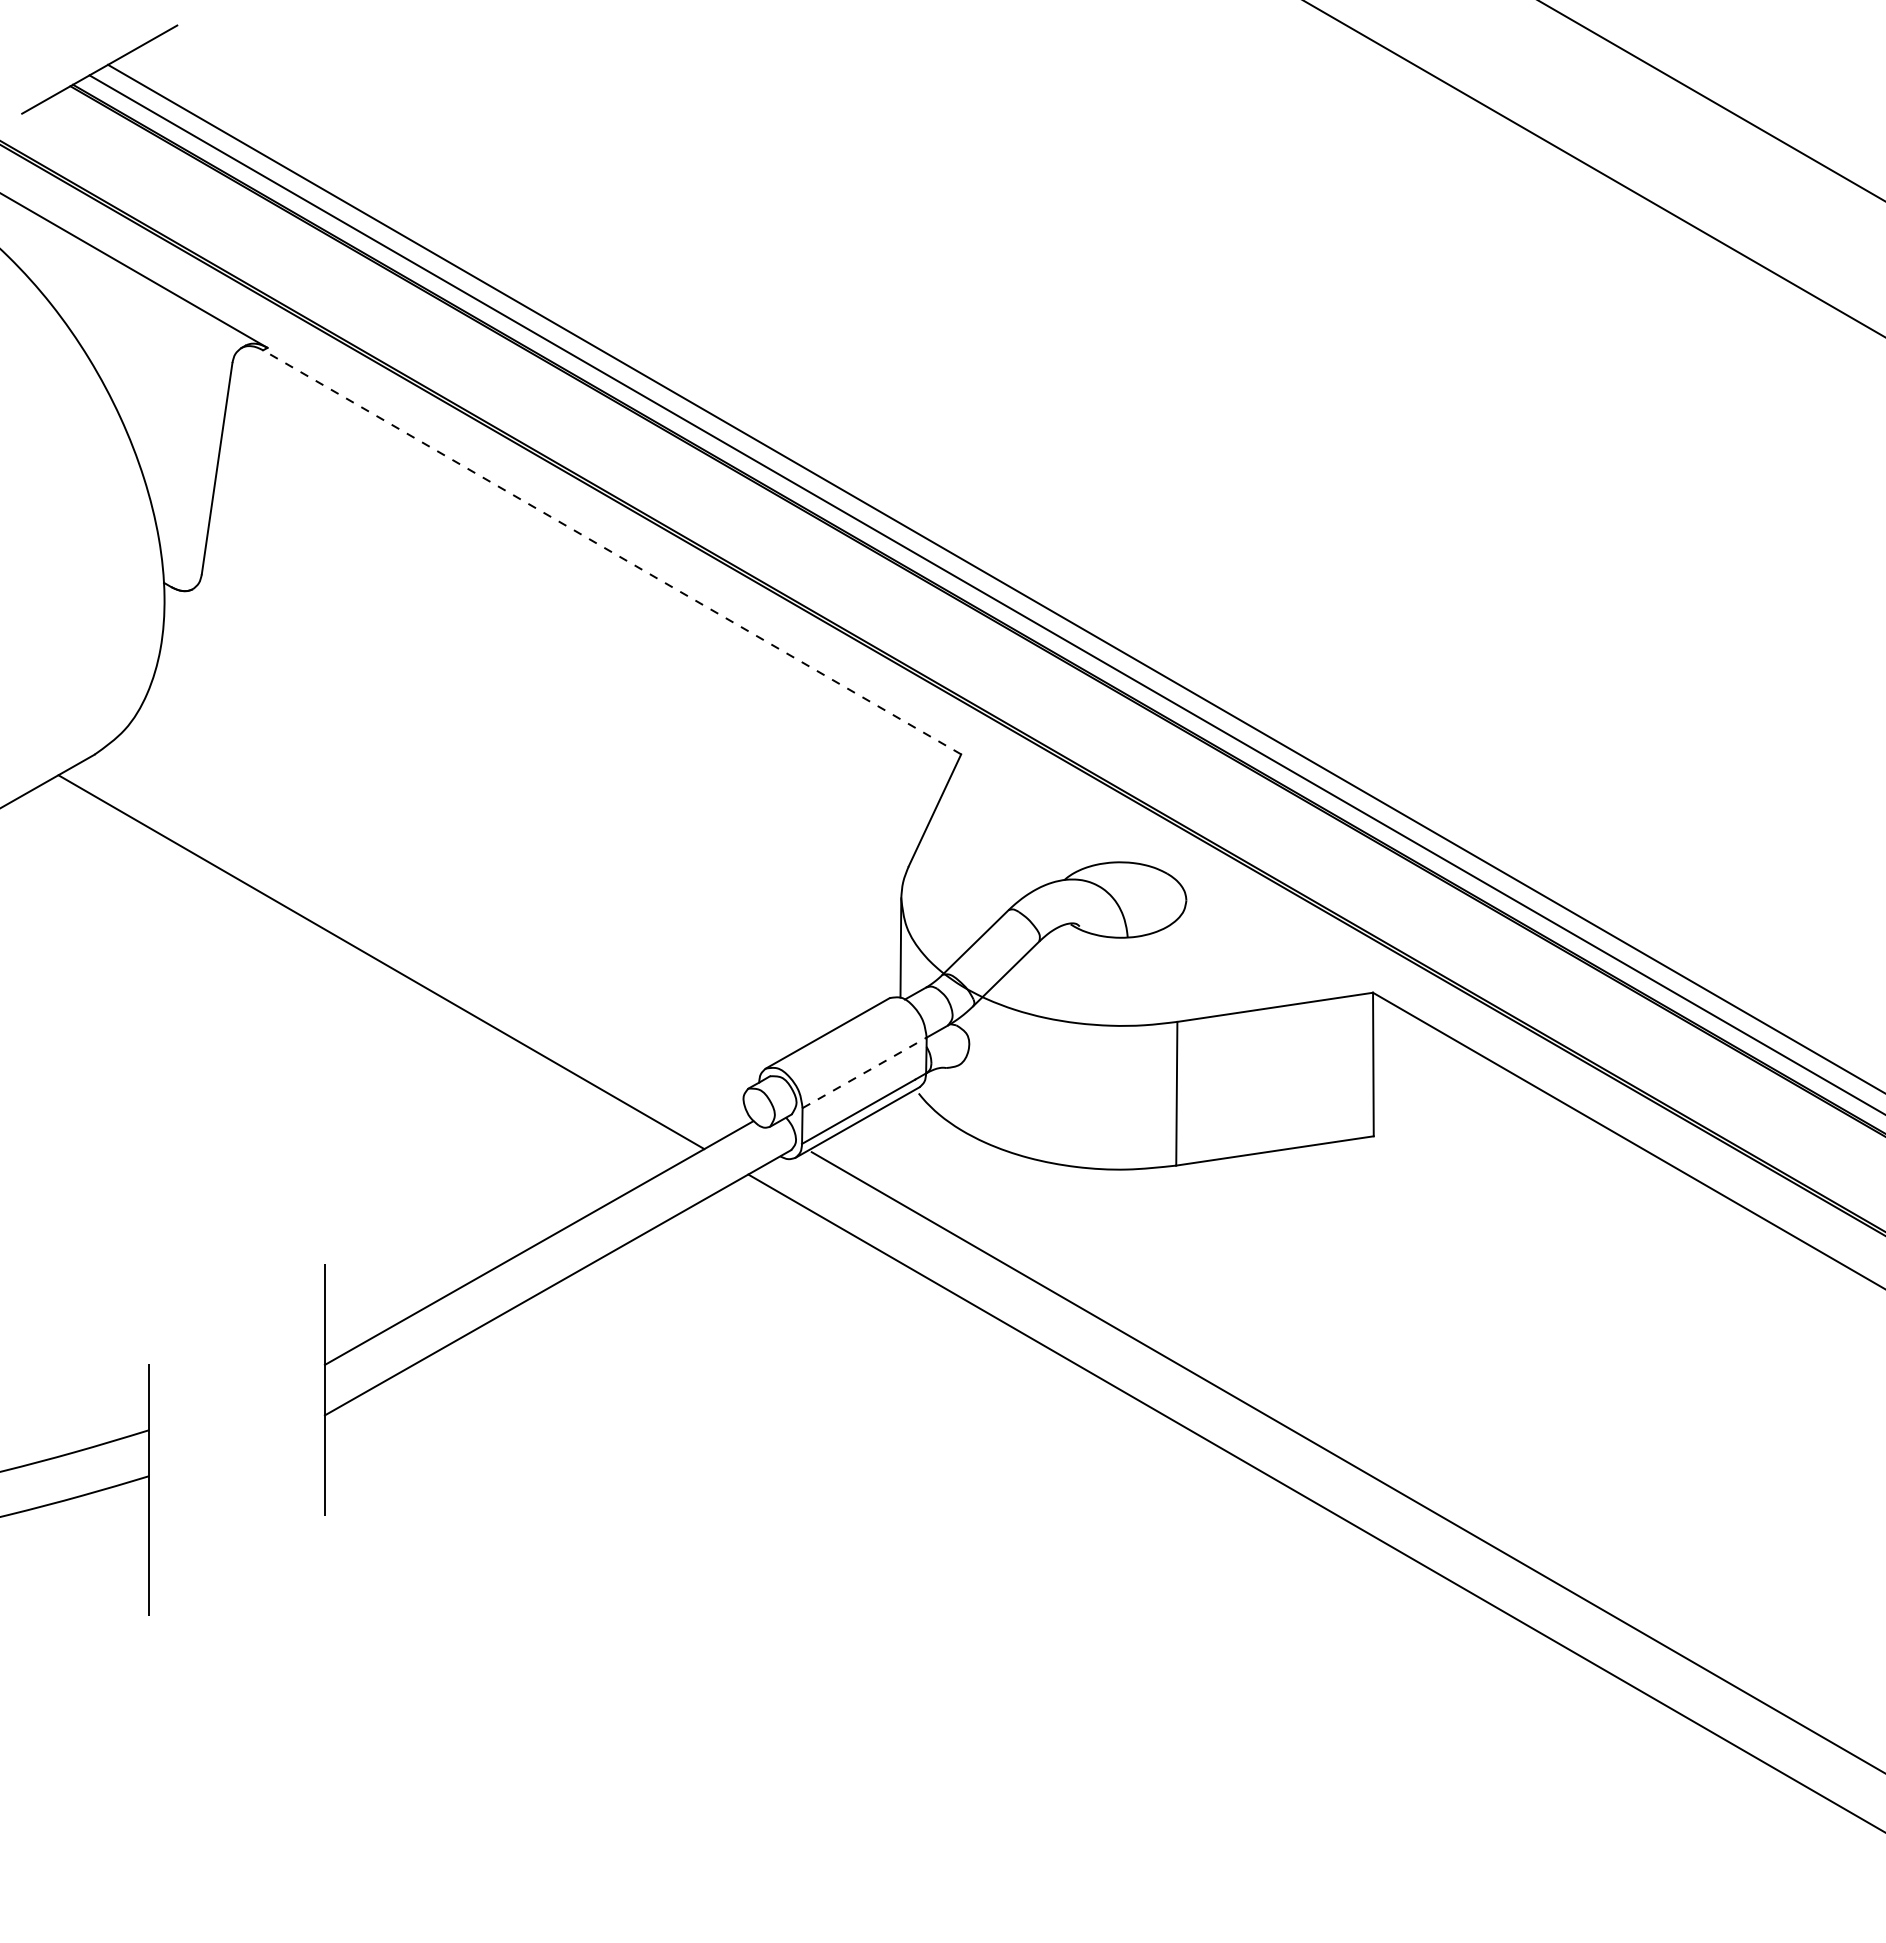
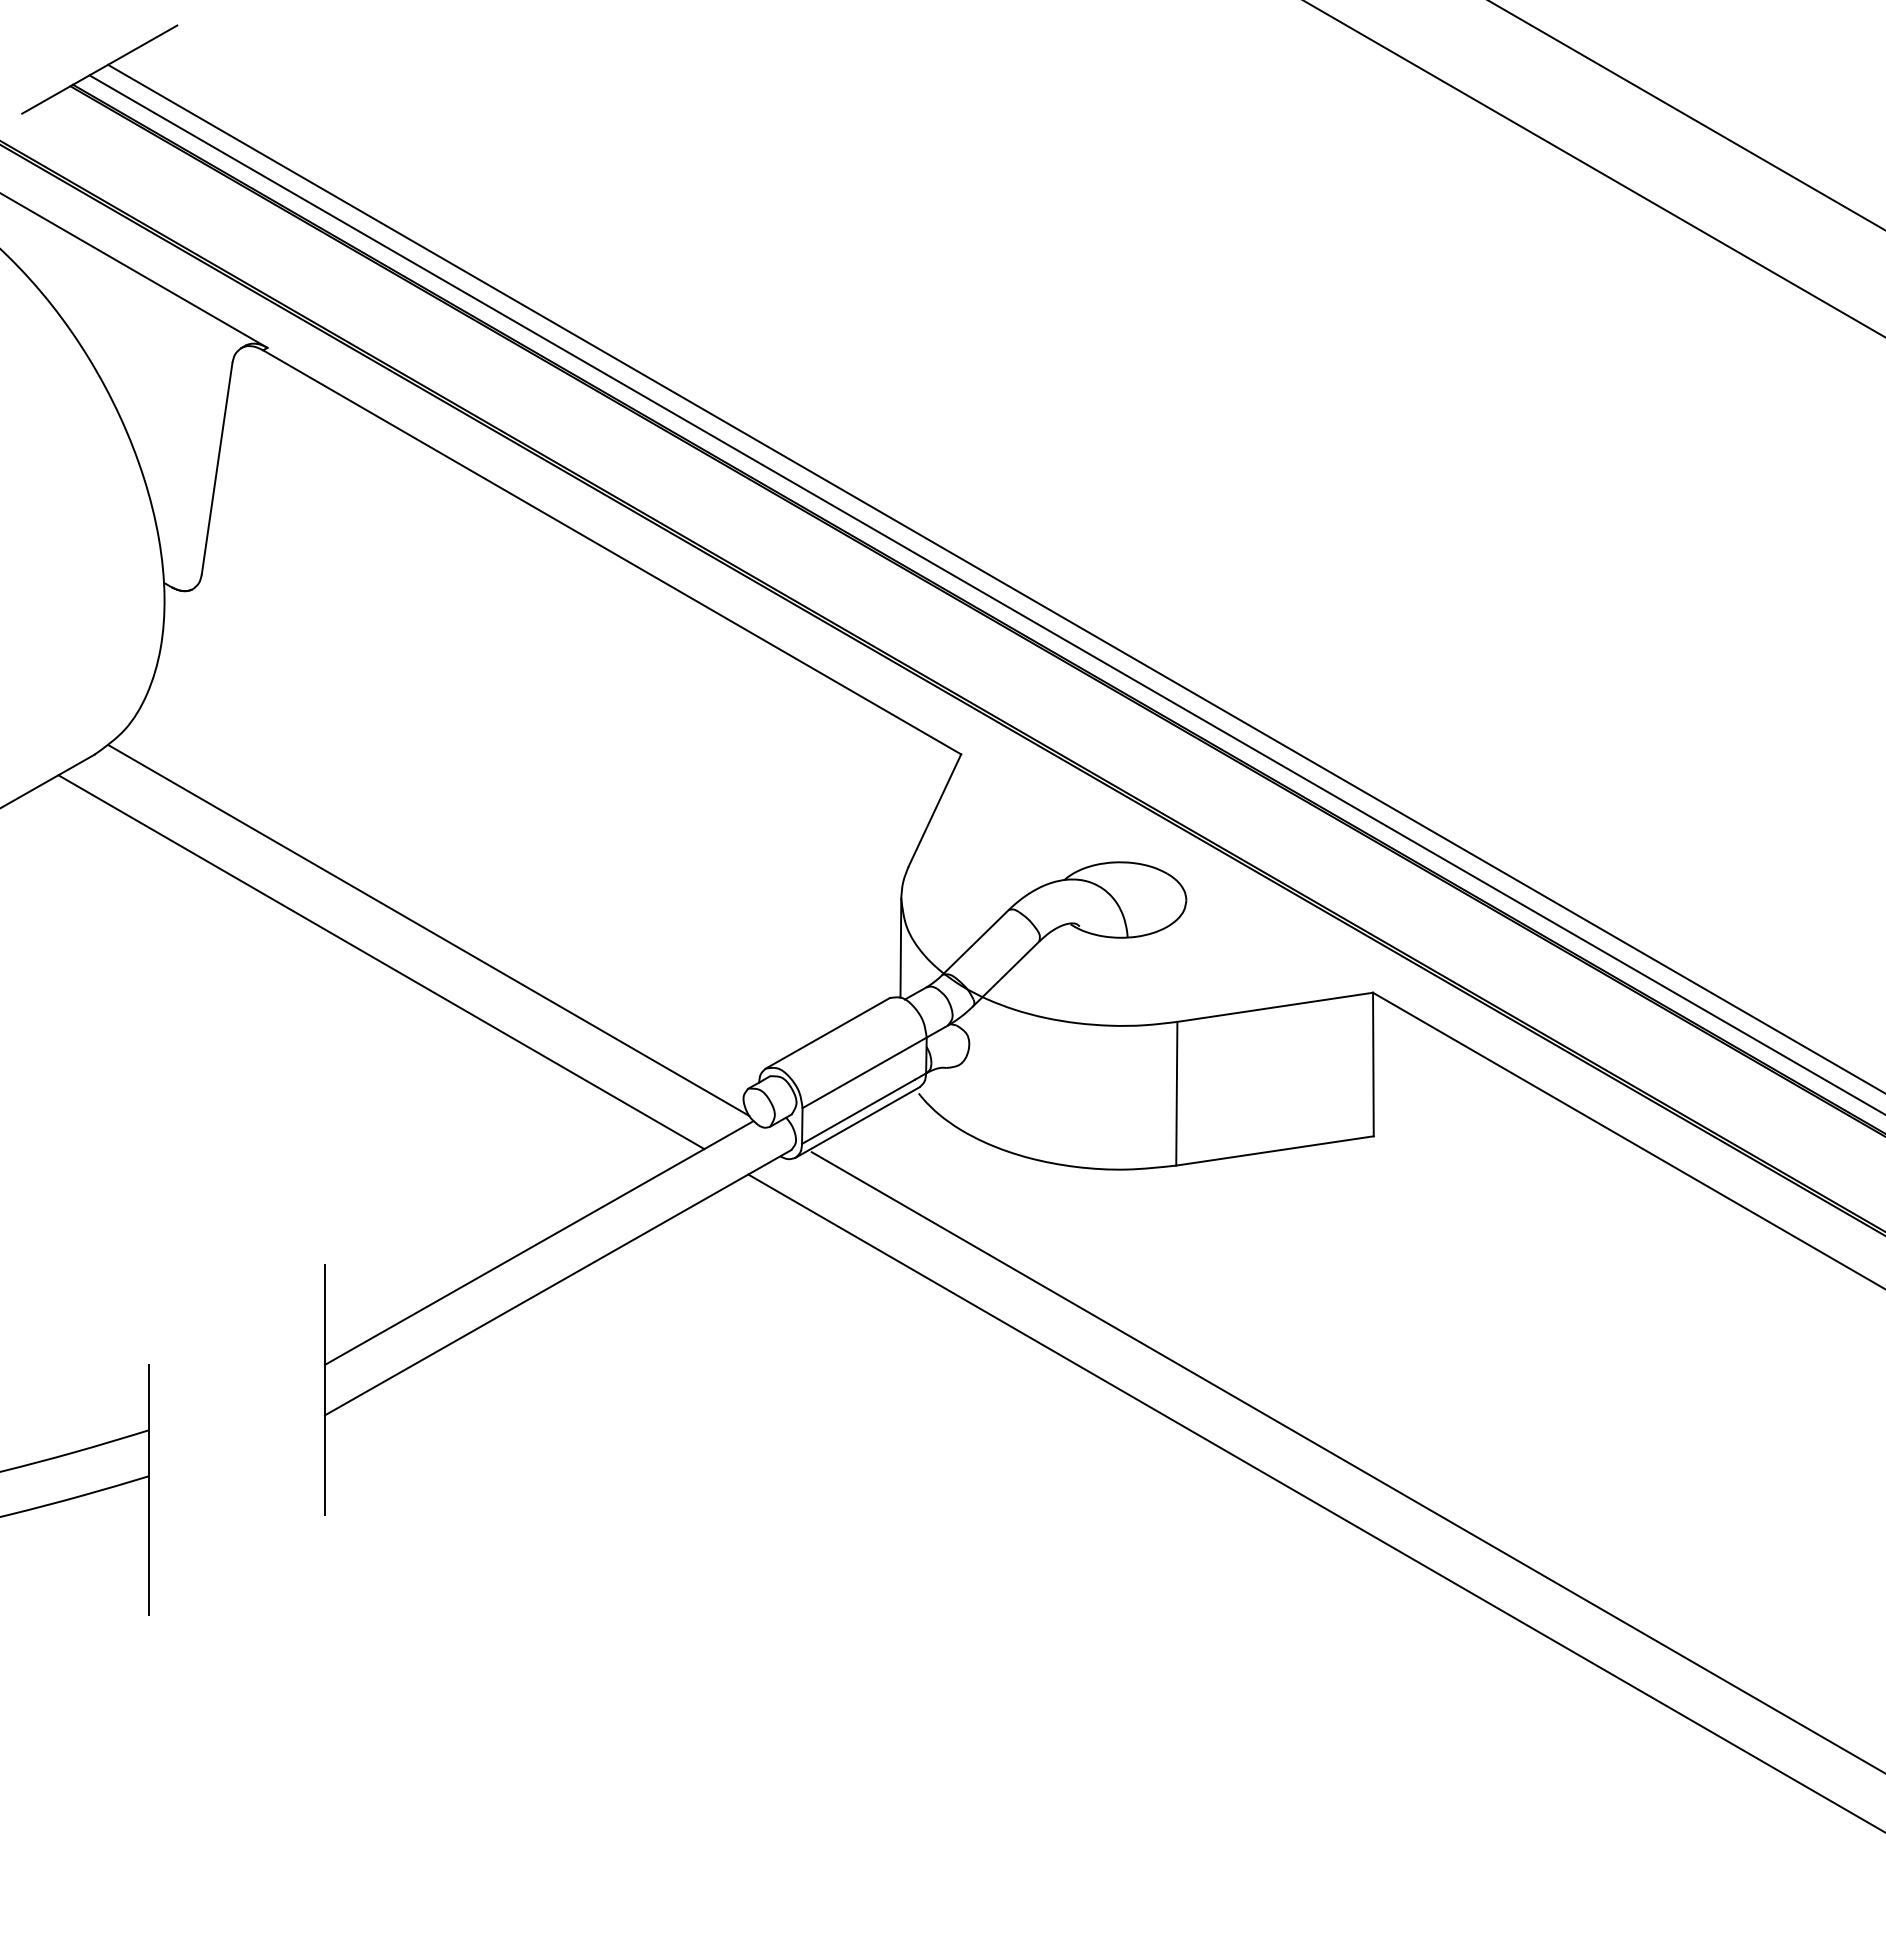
line position: (1711, 100) -> (1686, 115) (1686, 115)
line: dashed -> solid (611, 552)
line: none -> present (428, 930)
line: dashed -> solid (865, 1072)
